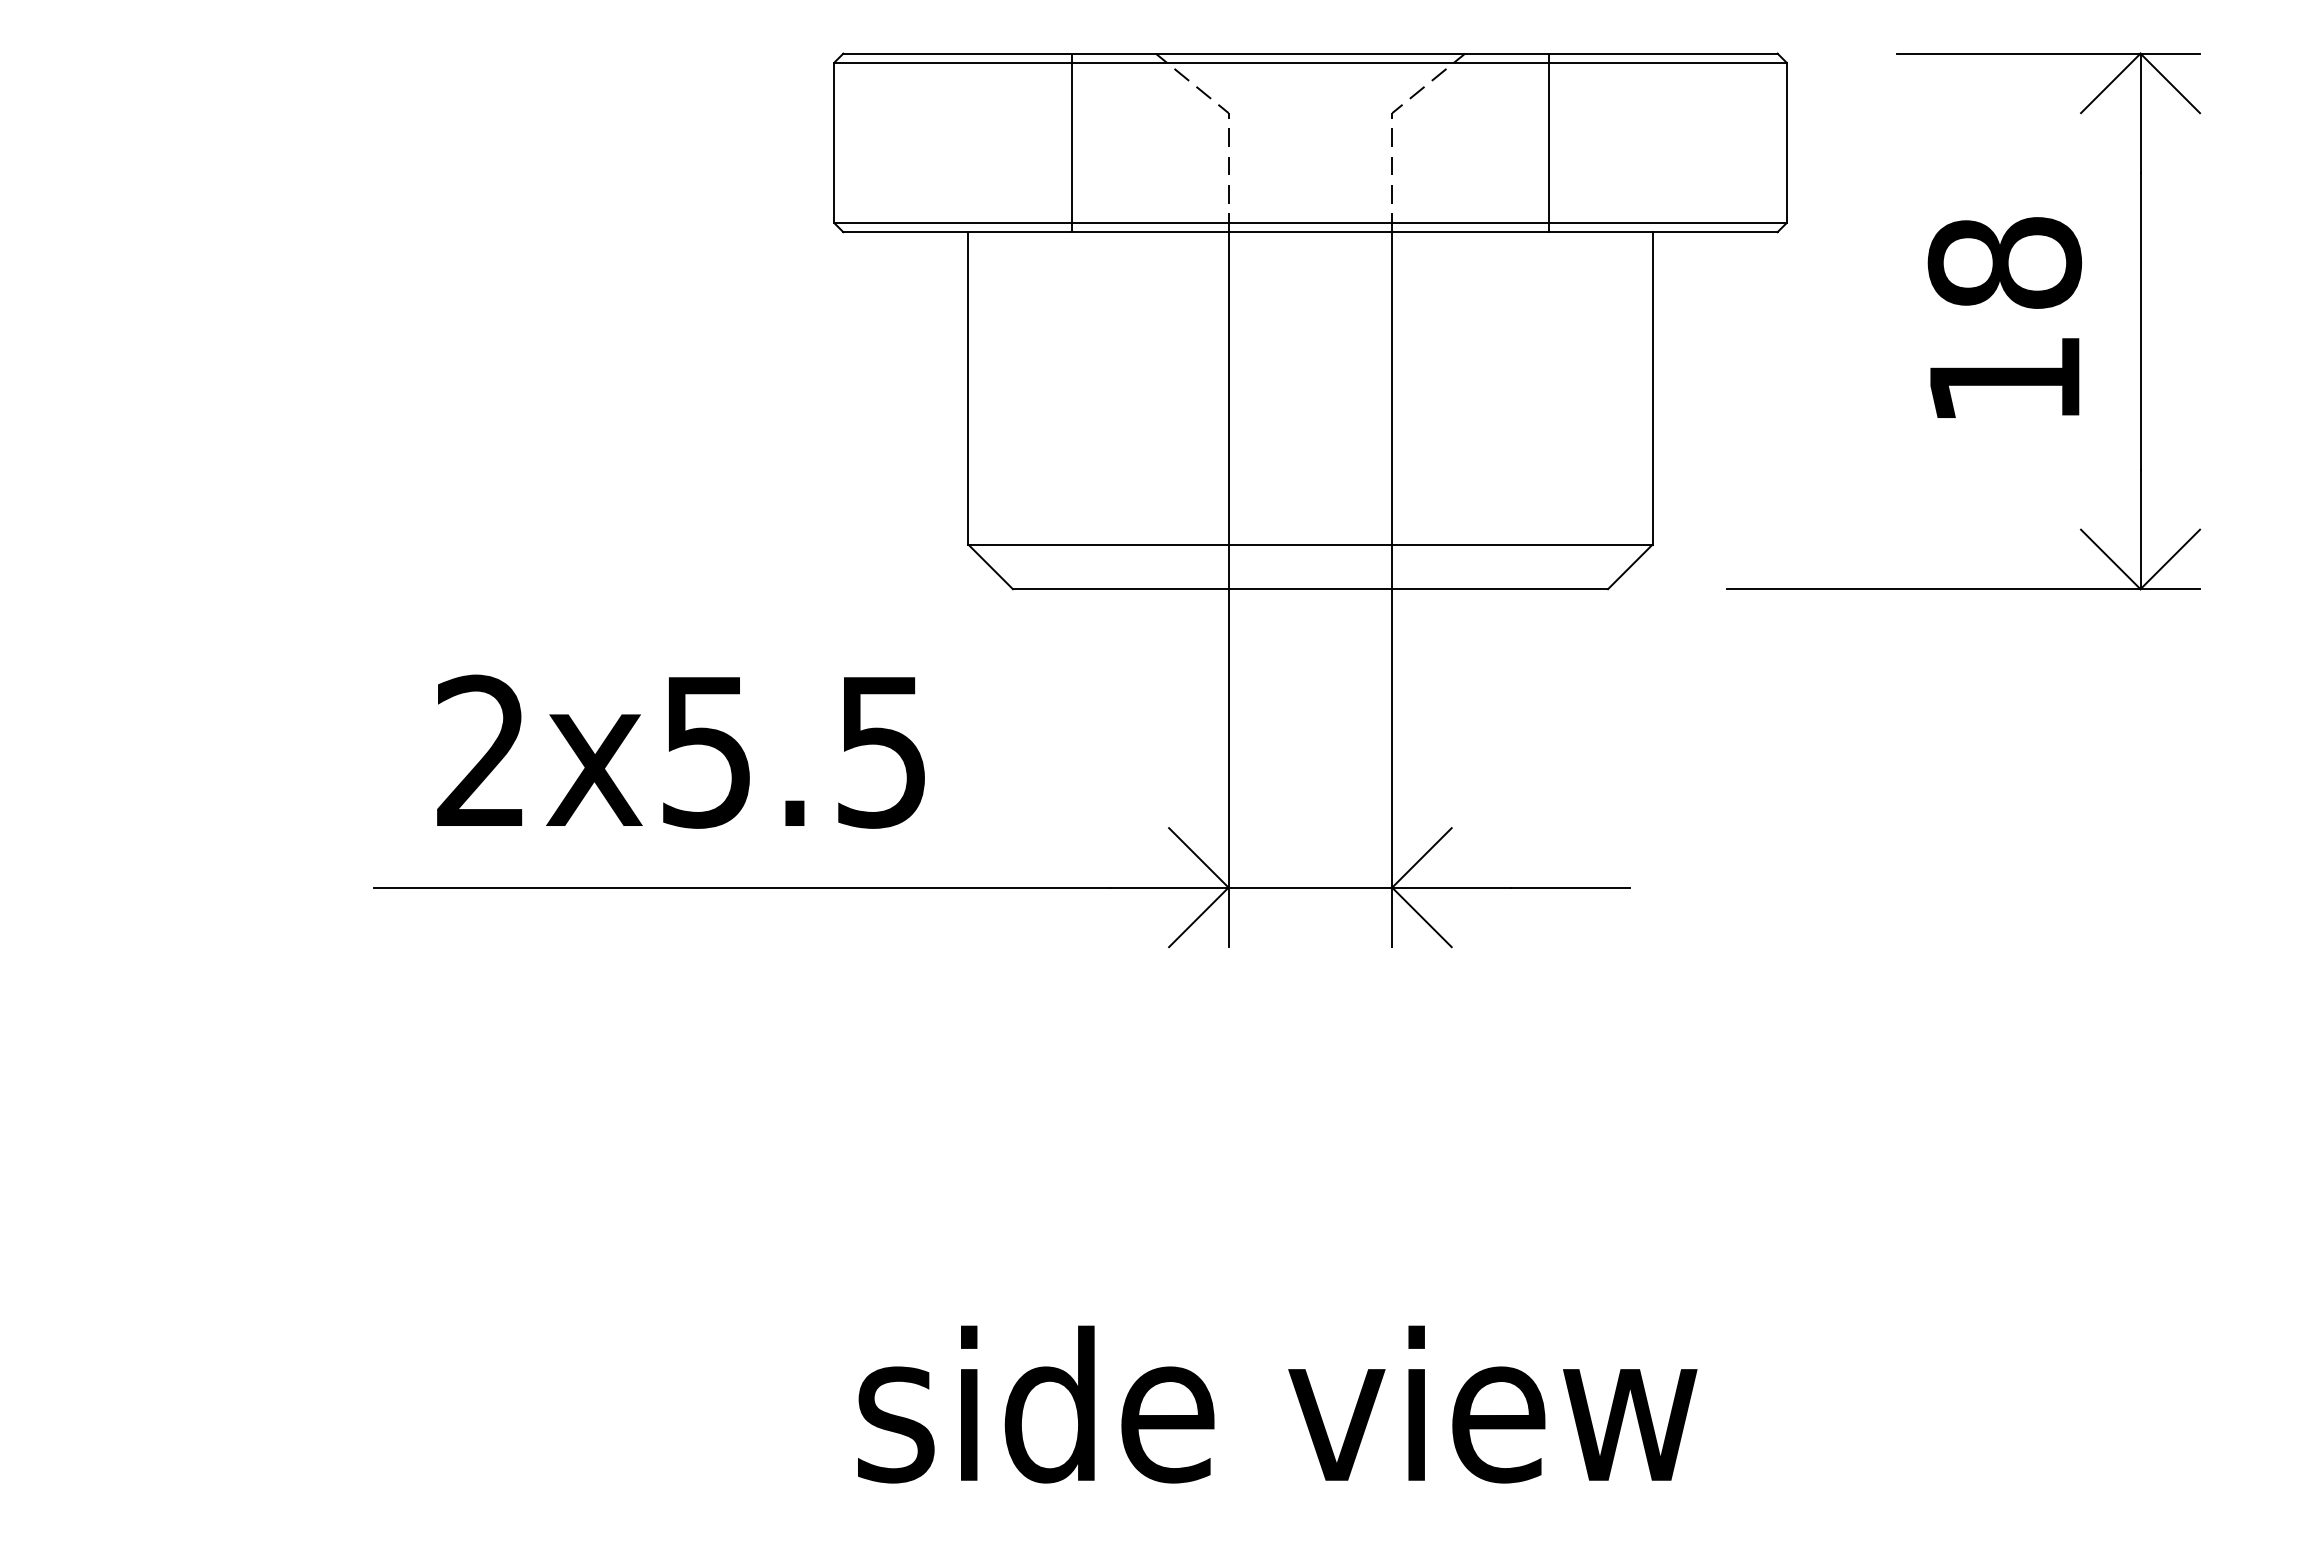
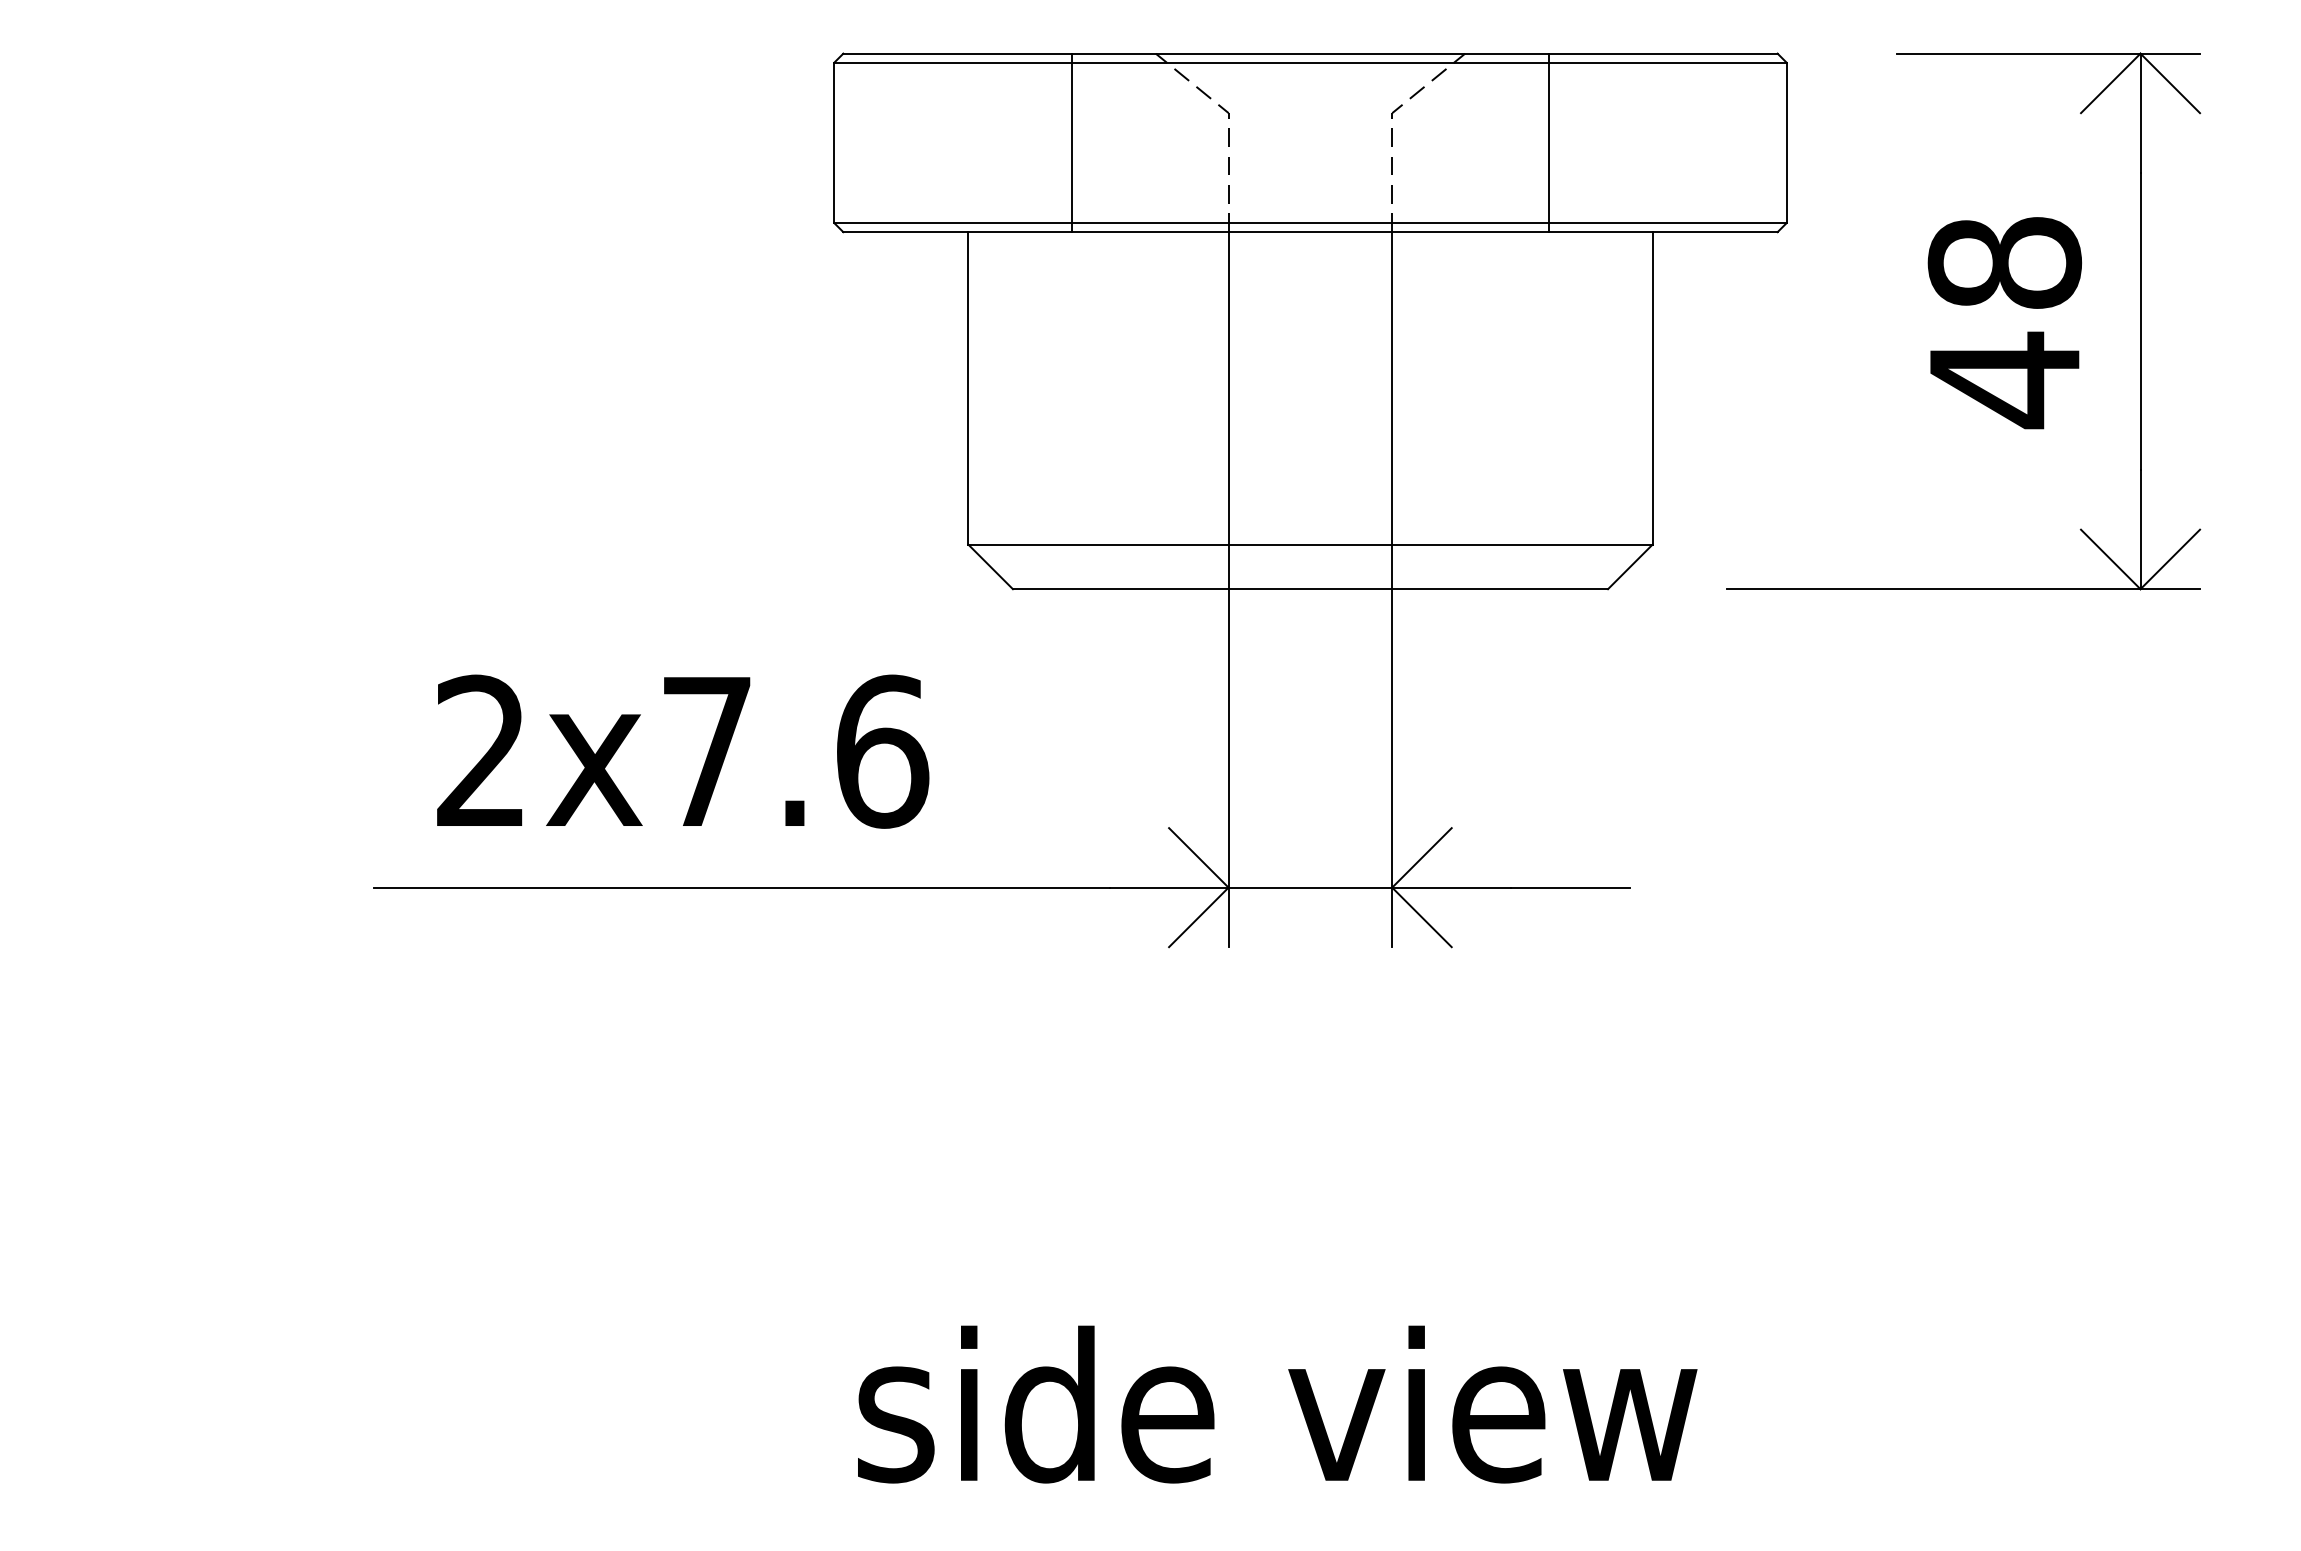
text: 18 -> 48 (2004, 380)
text: 2x5.5 -> 2x7.6 (796, 751)
